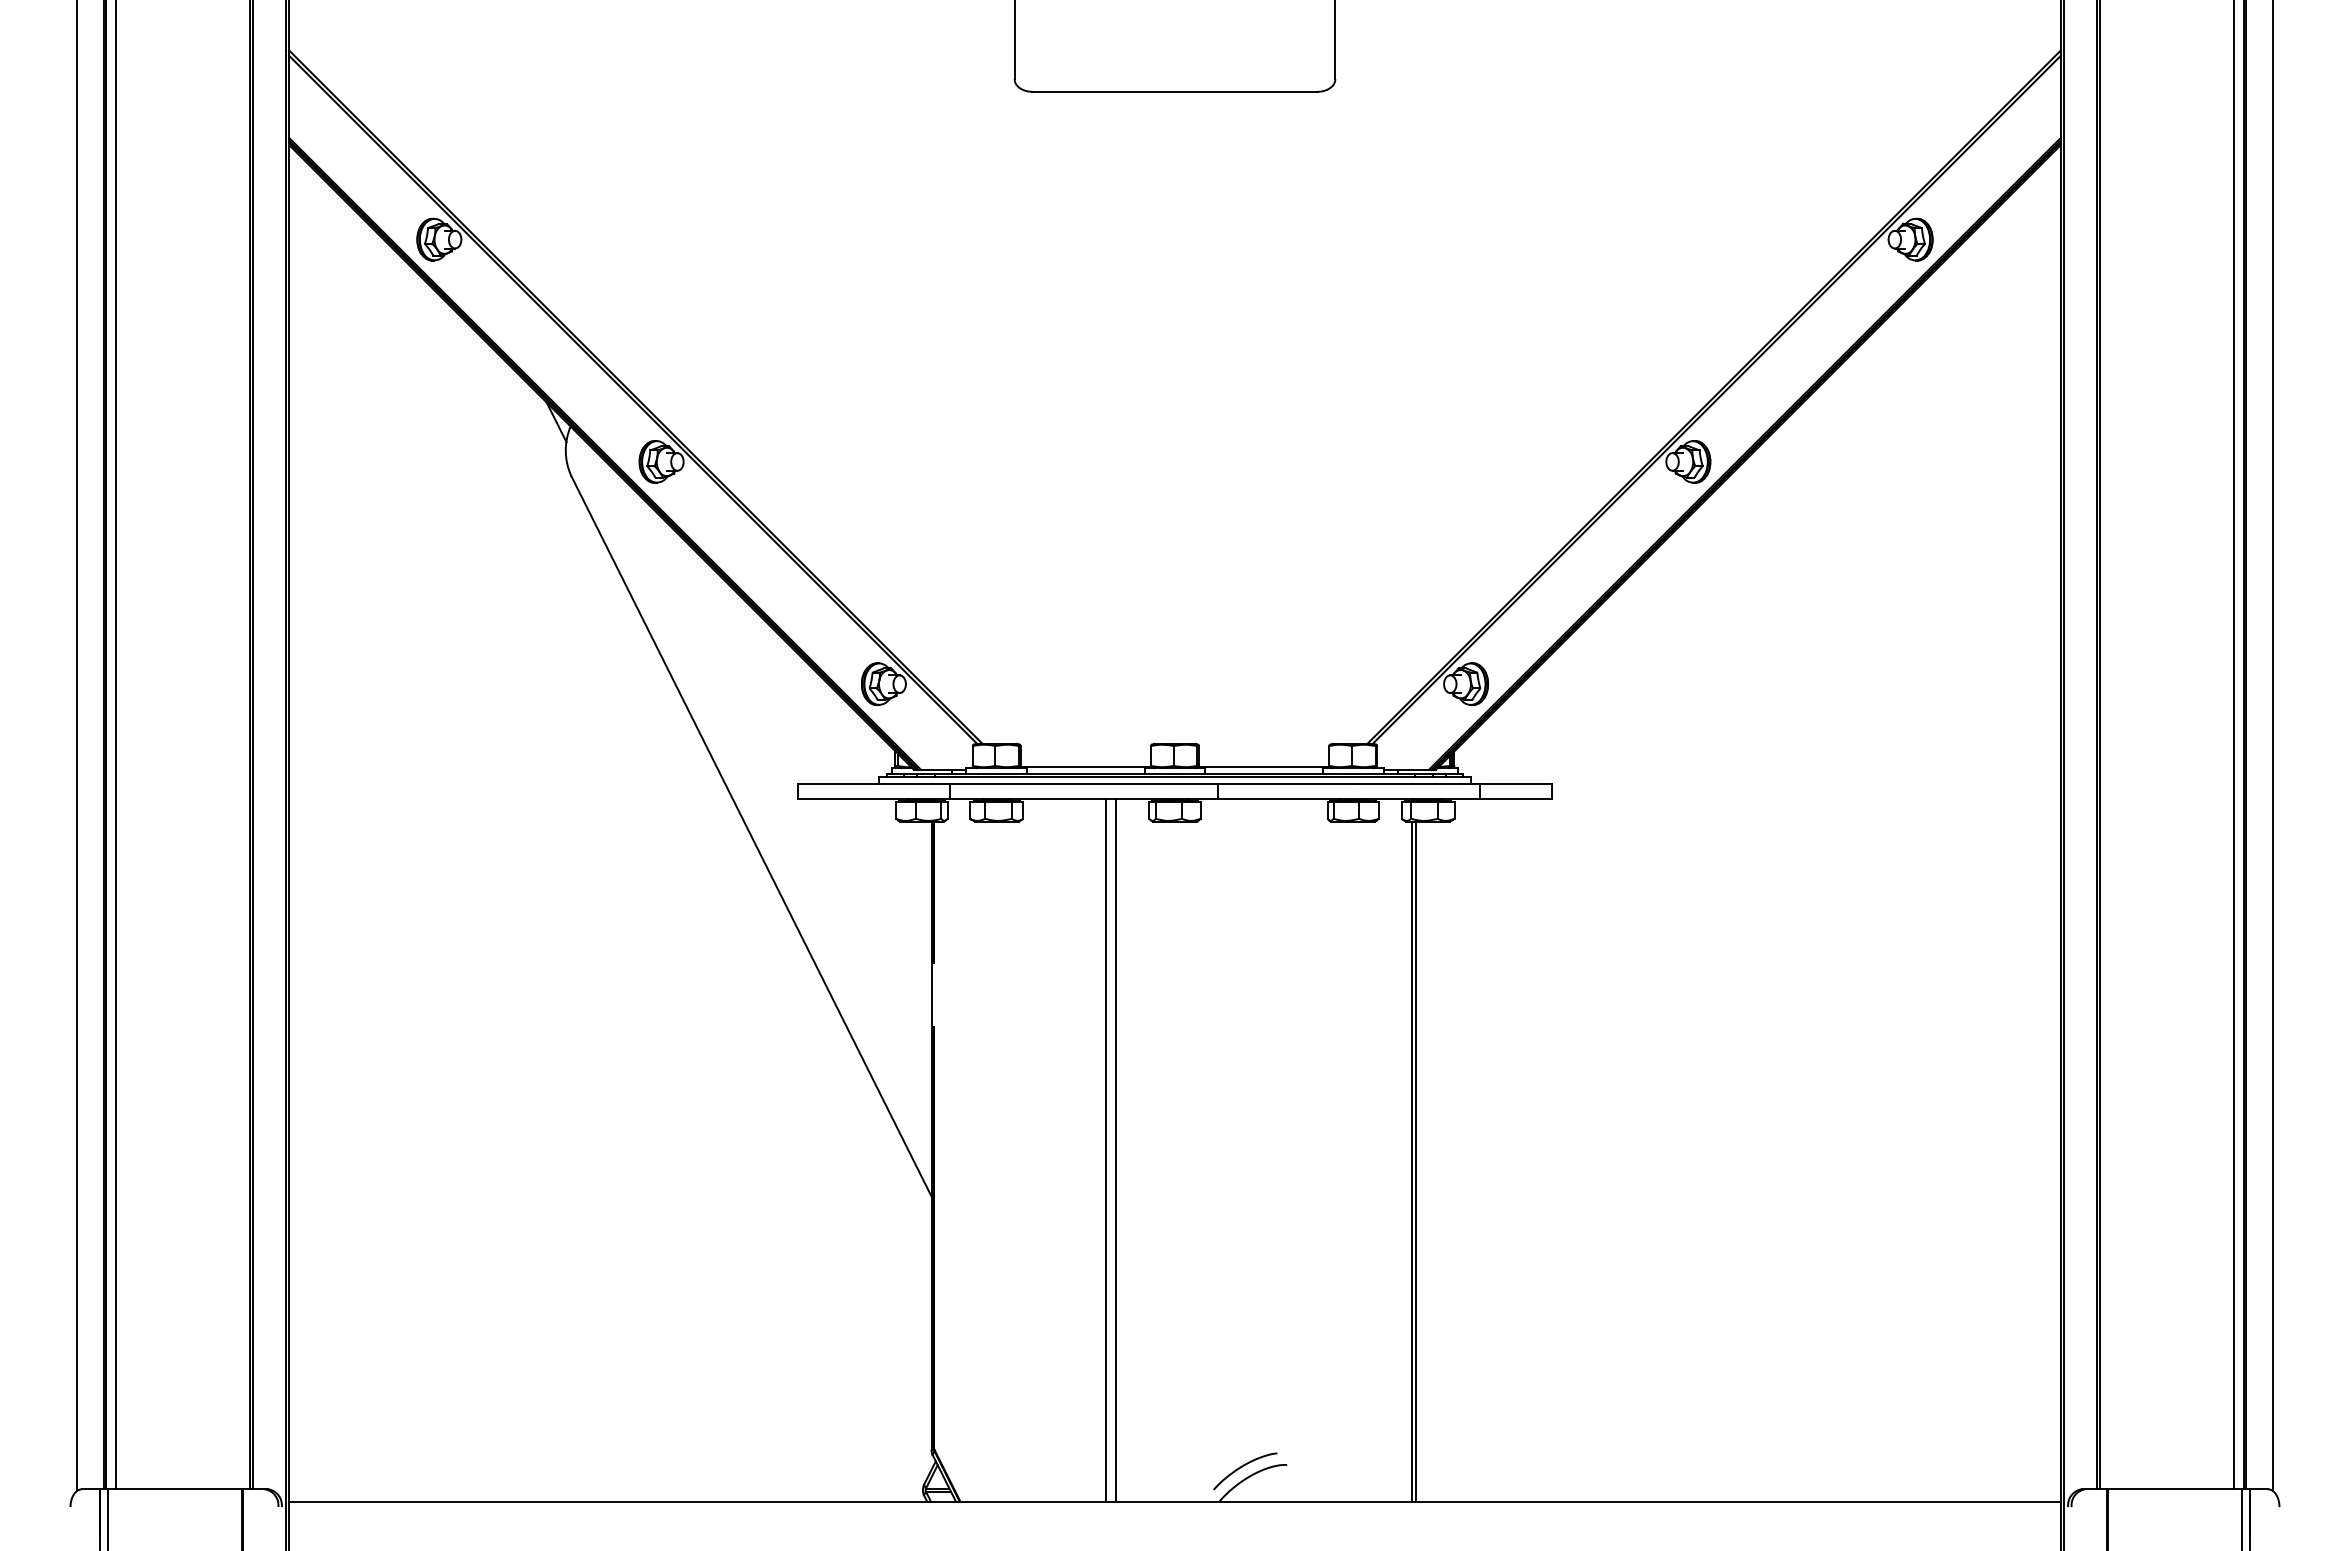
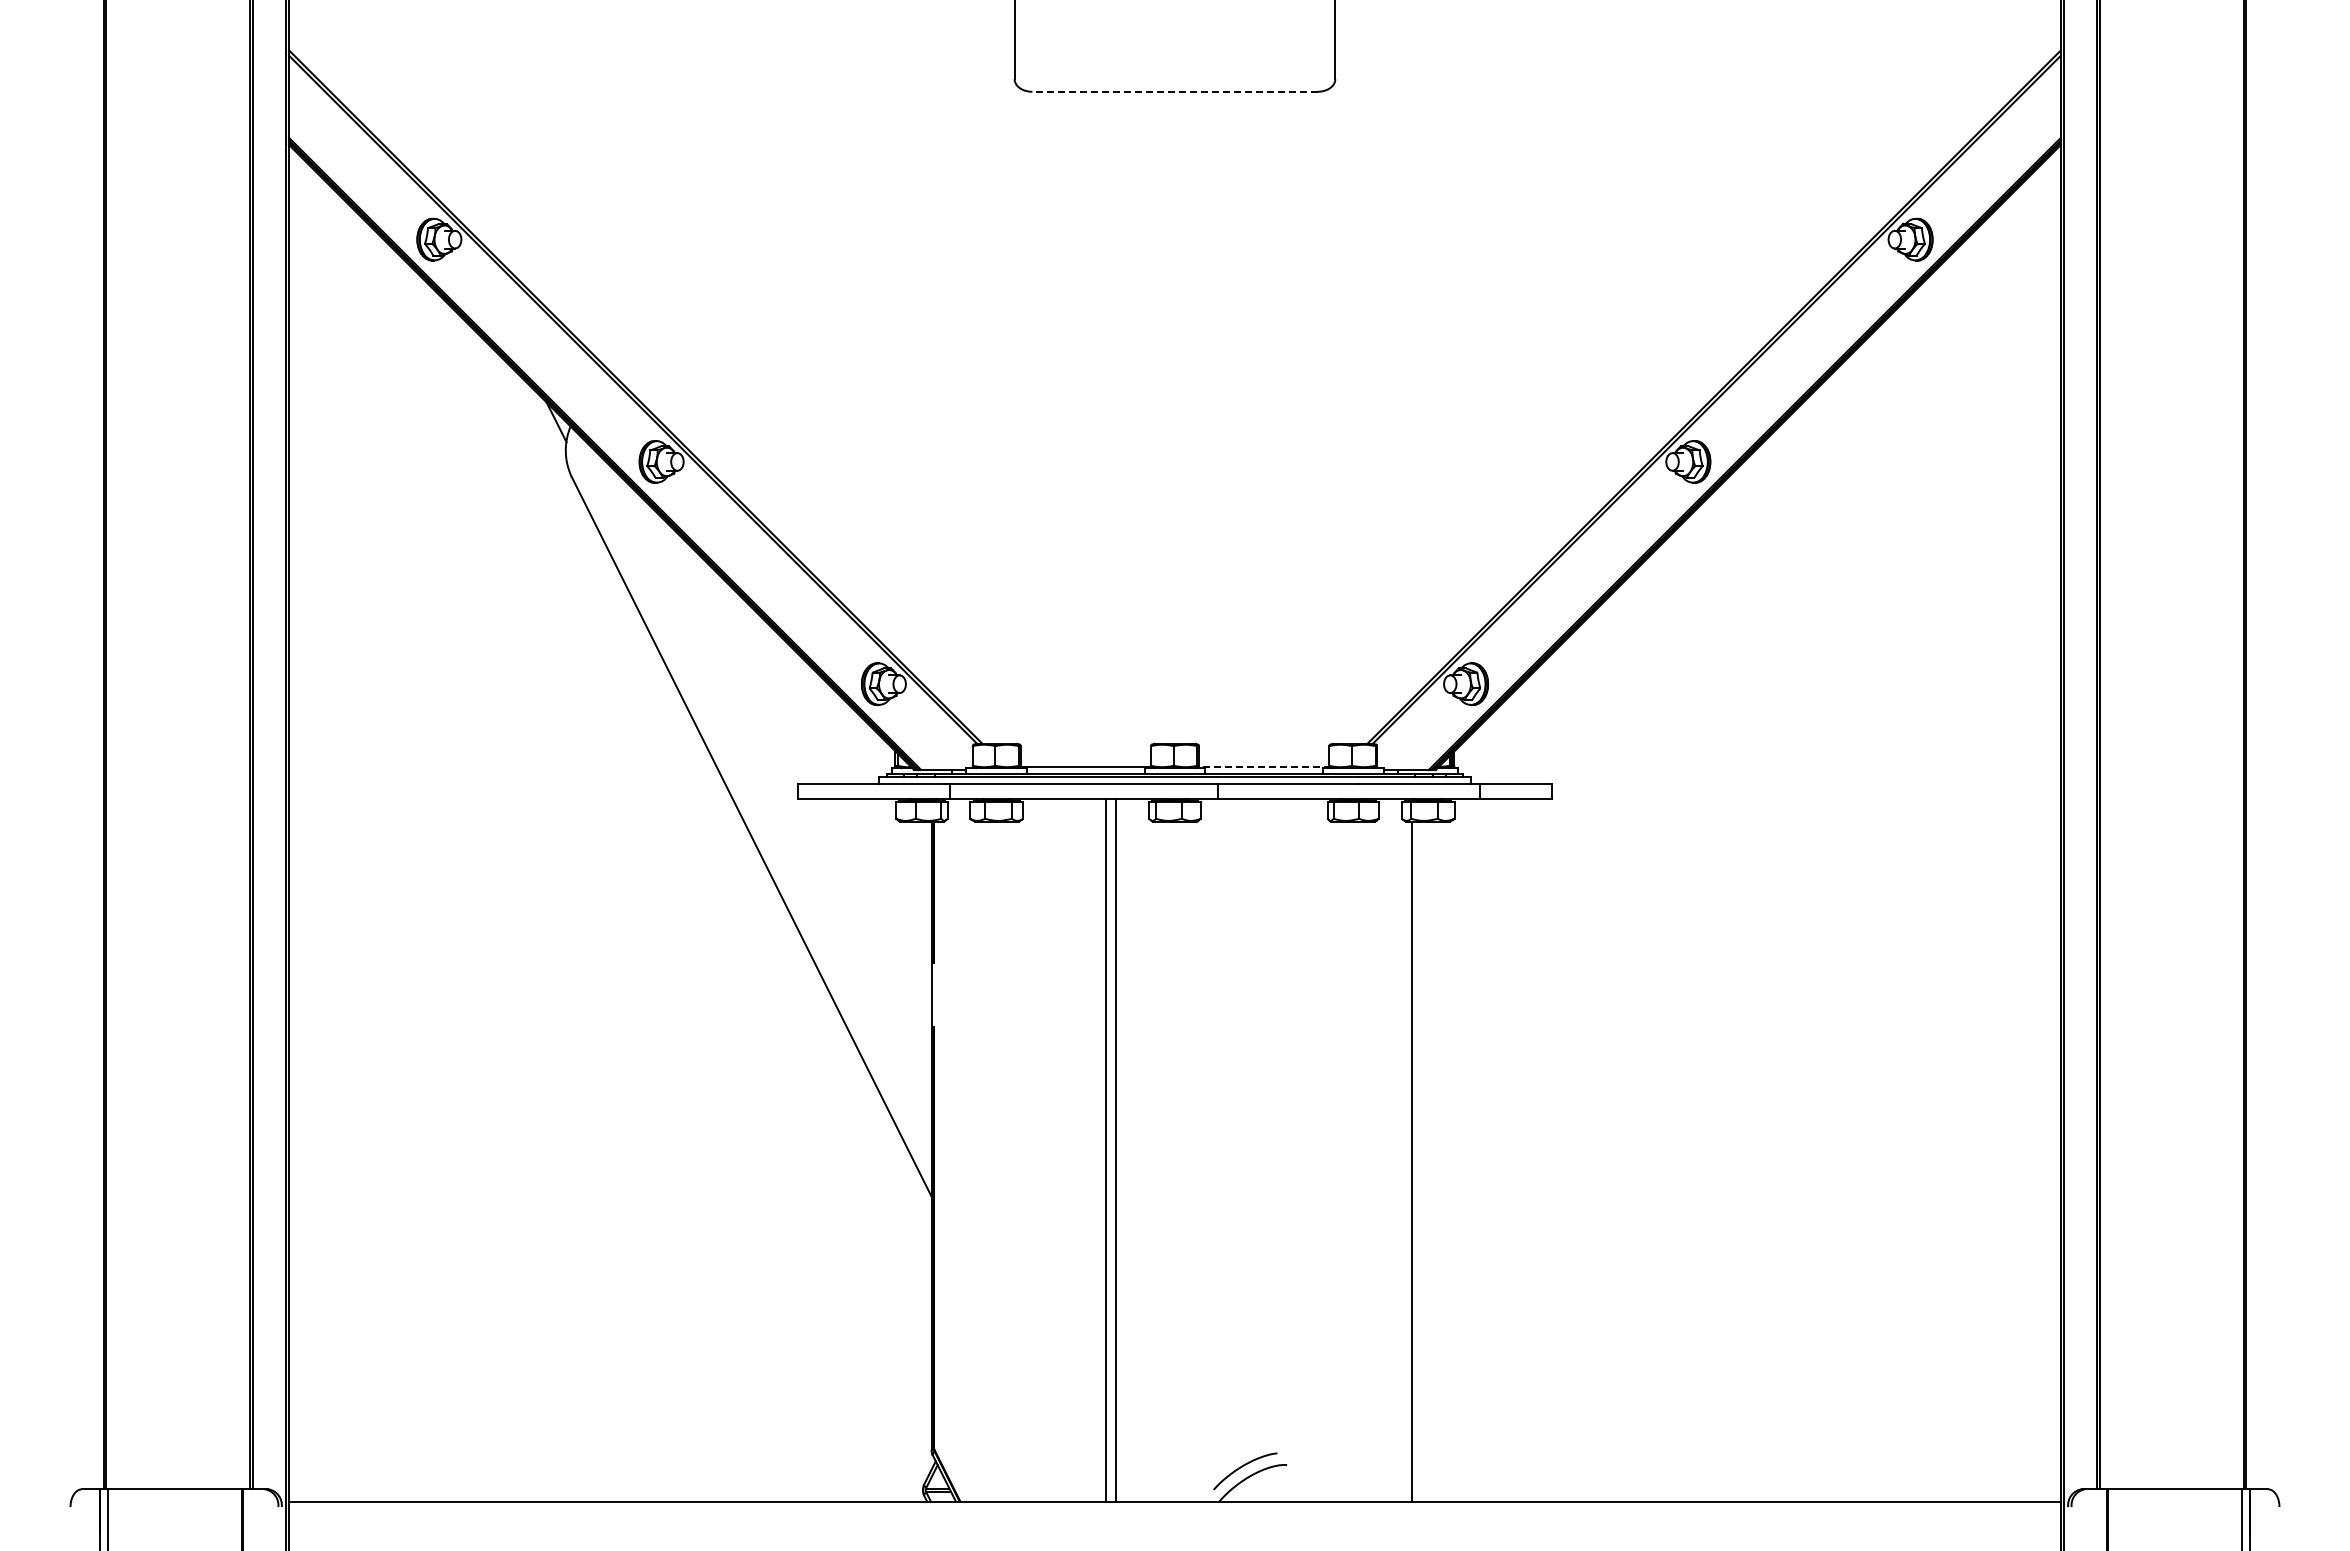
line: solid -> dashed (1174, 91)
line: present -> none (115, 745)
line: present -> none (2234, 745)
line: present -> none (77, 746)
line: present -> none (2272, 746)
line: solid -> dashed (1263, 767)
line: present -> none (1415, 1161)
